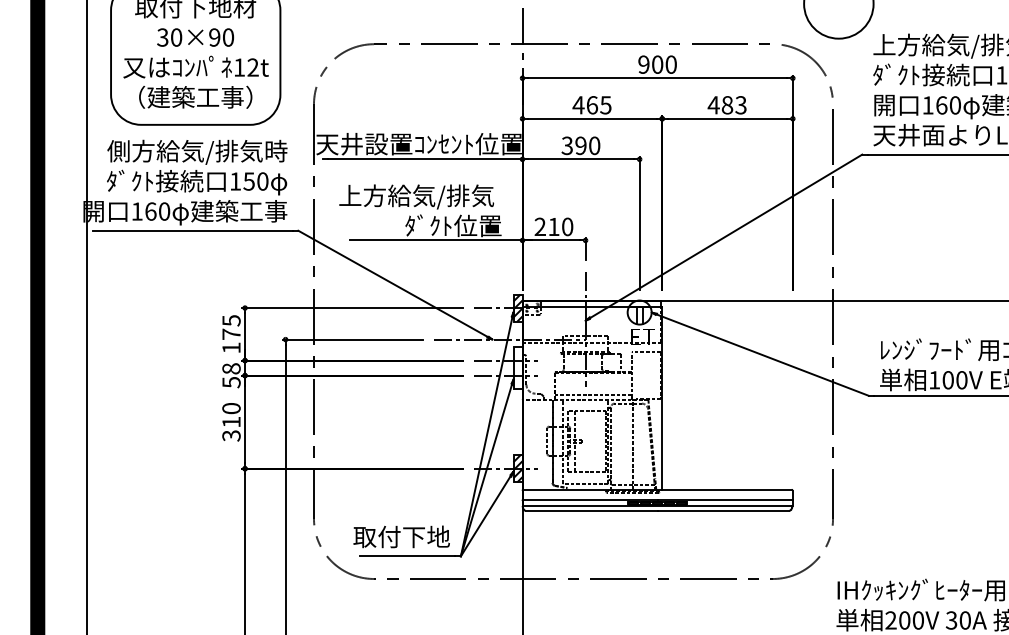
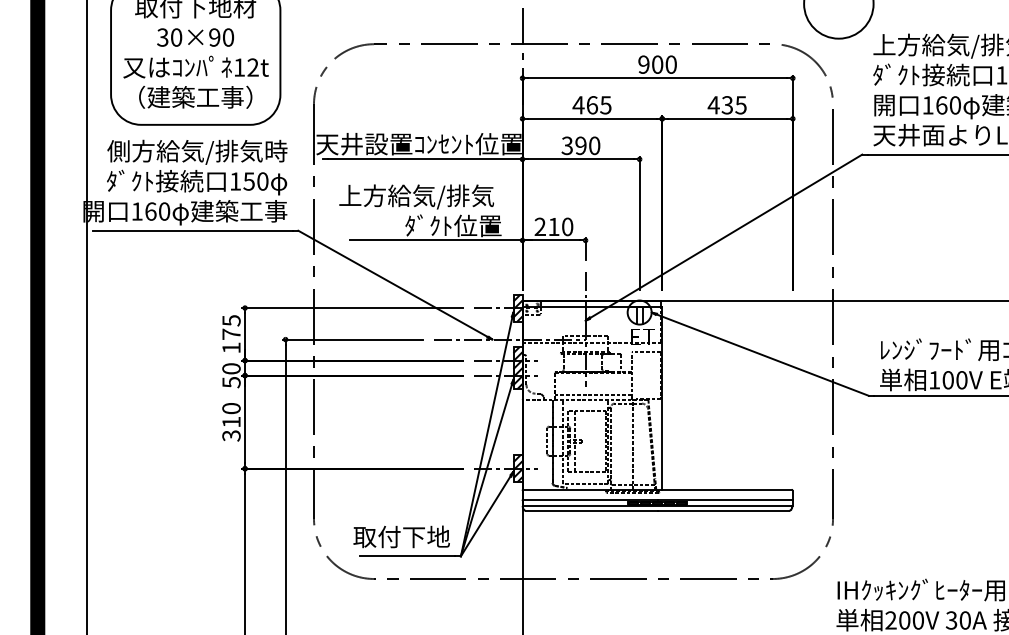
text: 483 -> 435 (733, 105)
text: 58 -> 50 (231, 368)
hatch: none -> present (517, 368)
